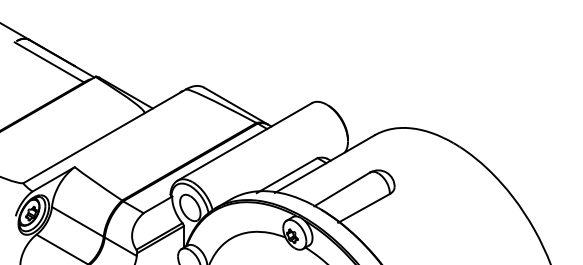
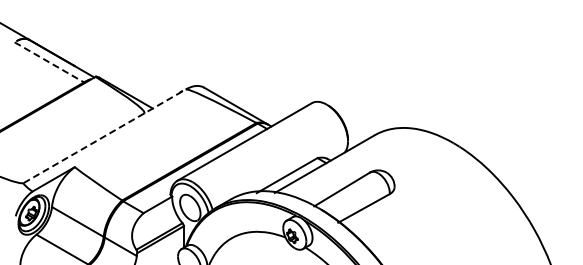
line: solid -> dashed (49, 62)
line: solid -> dashed (105, 136)
